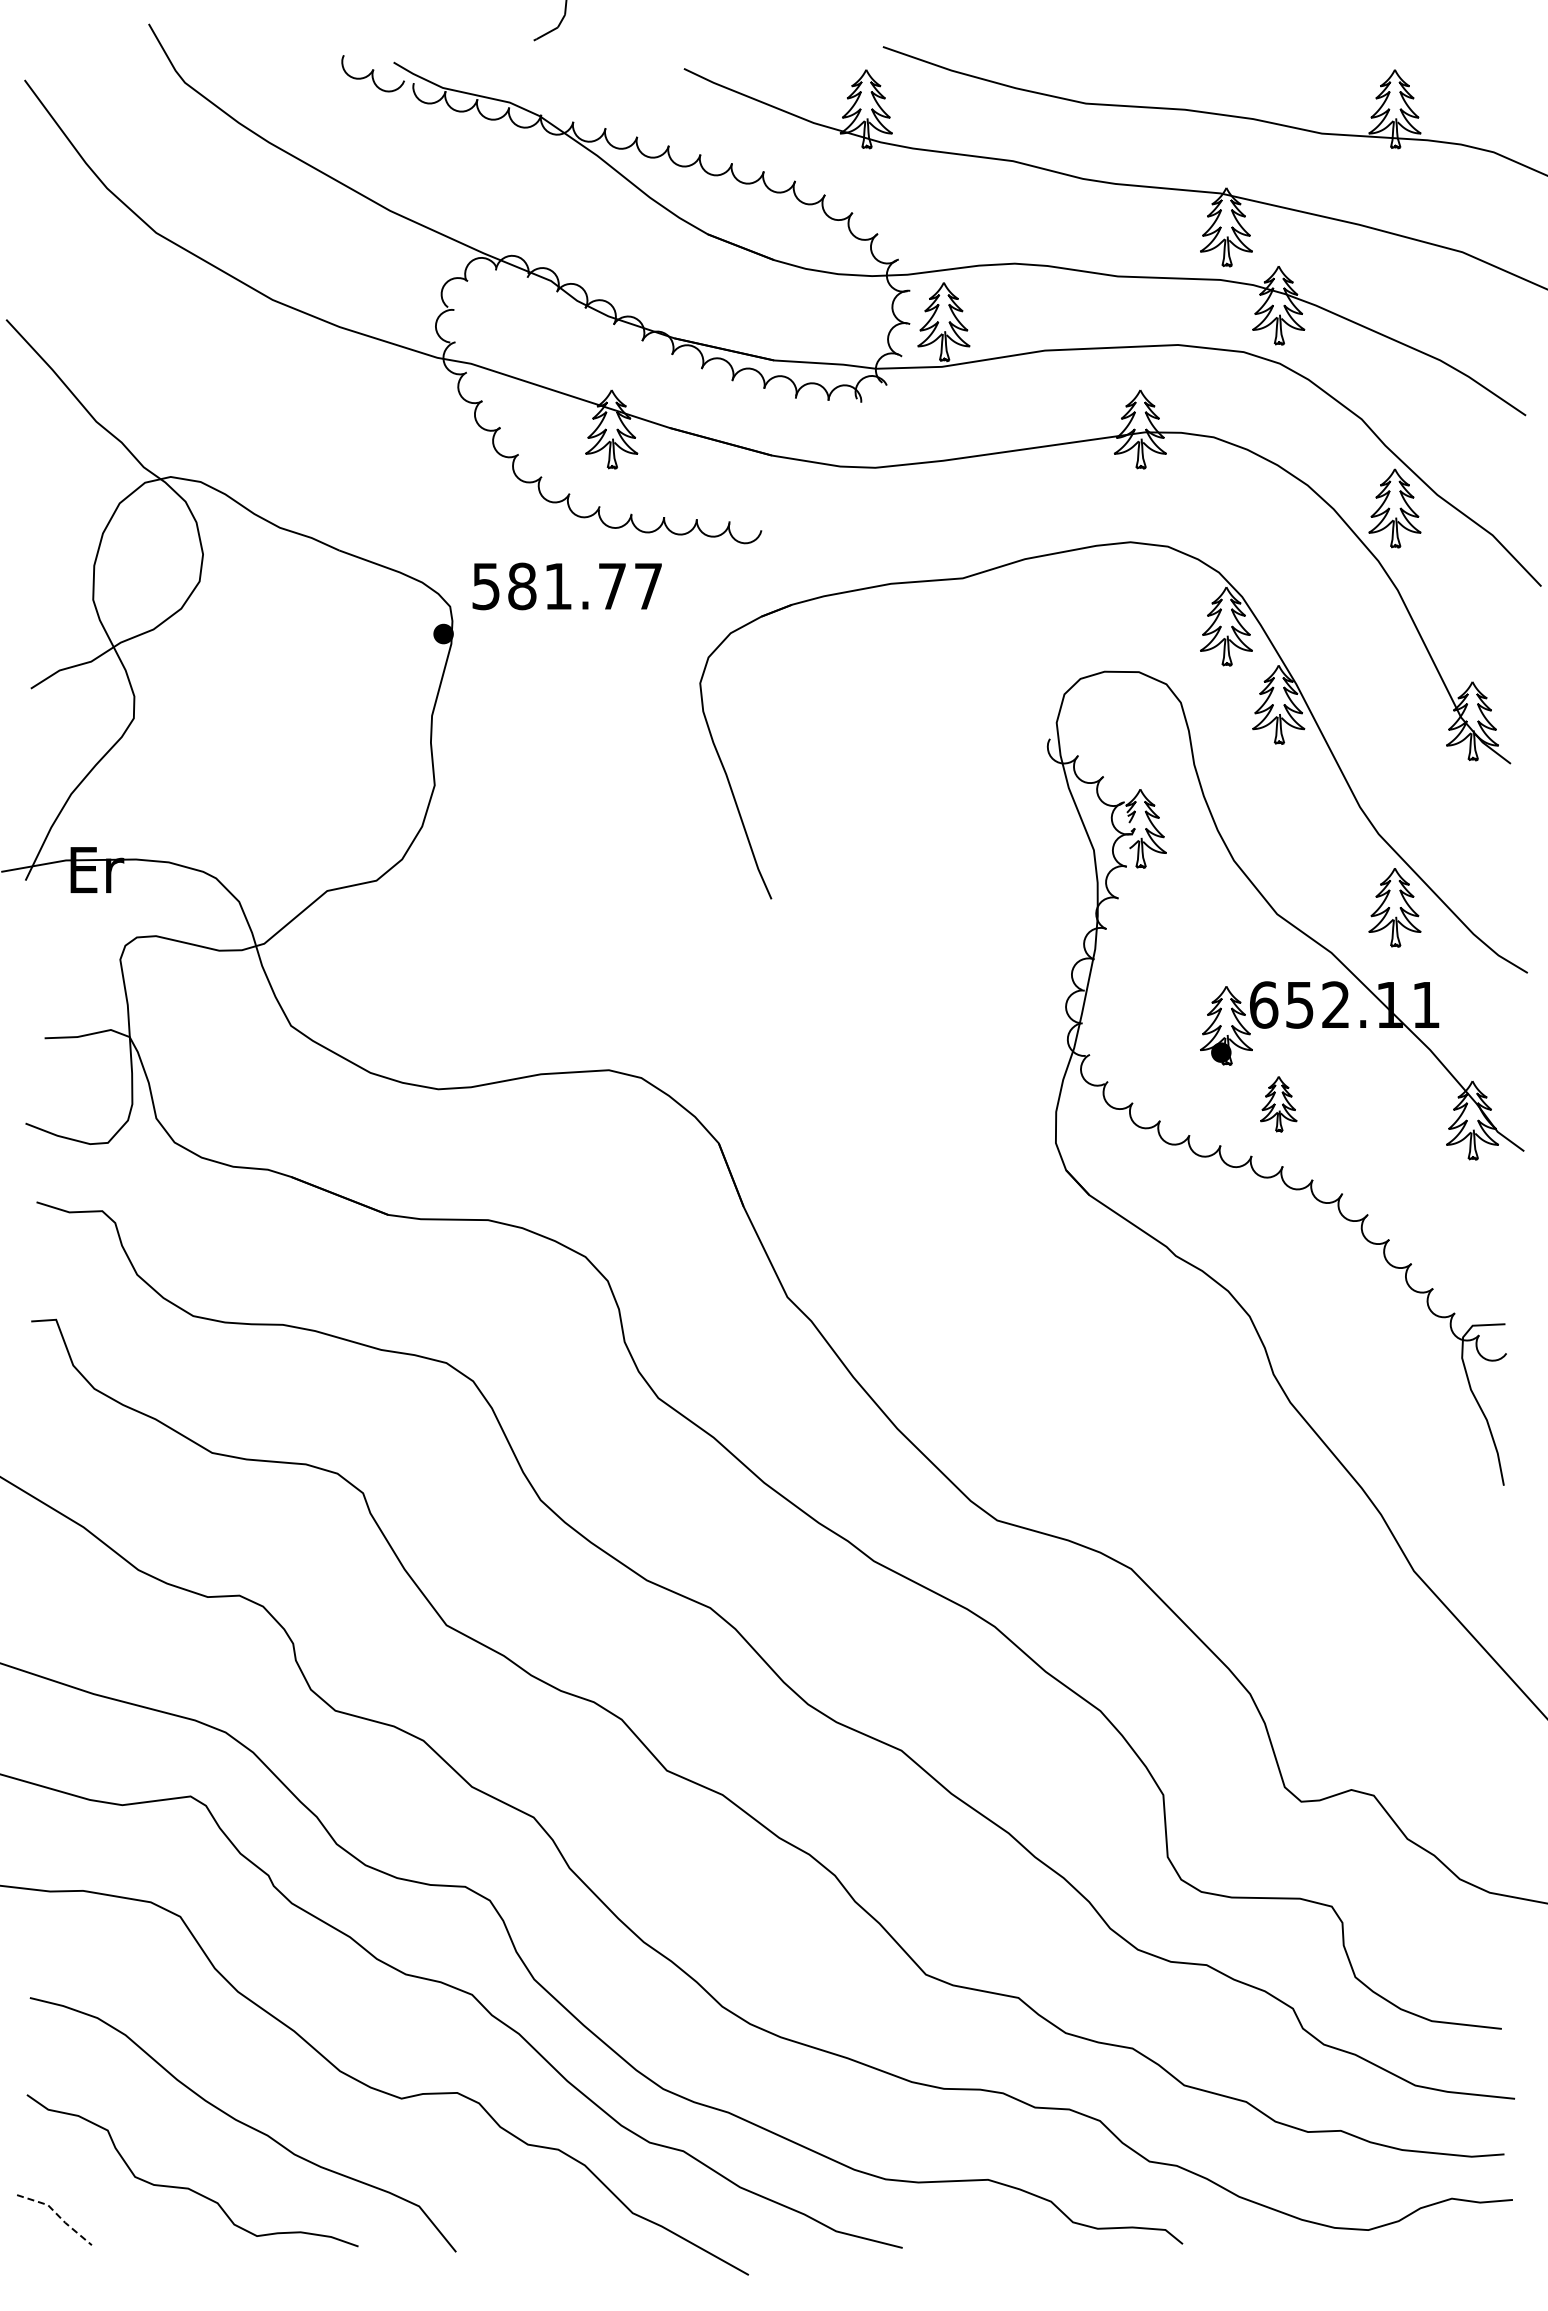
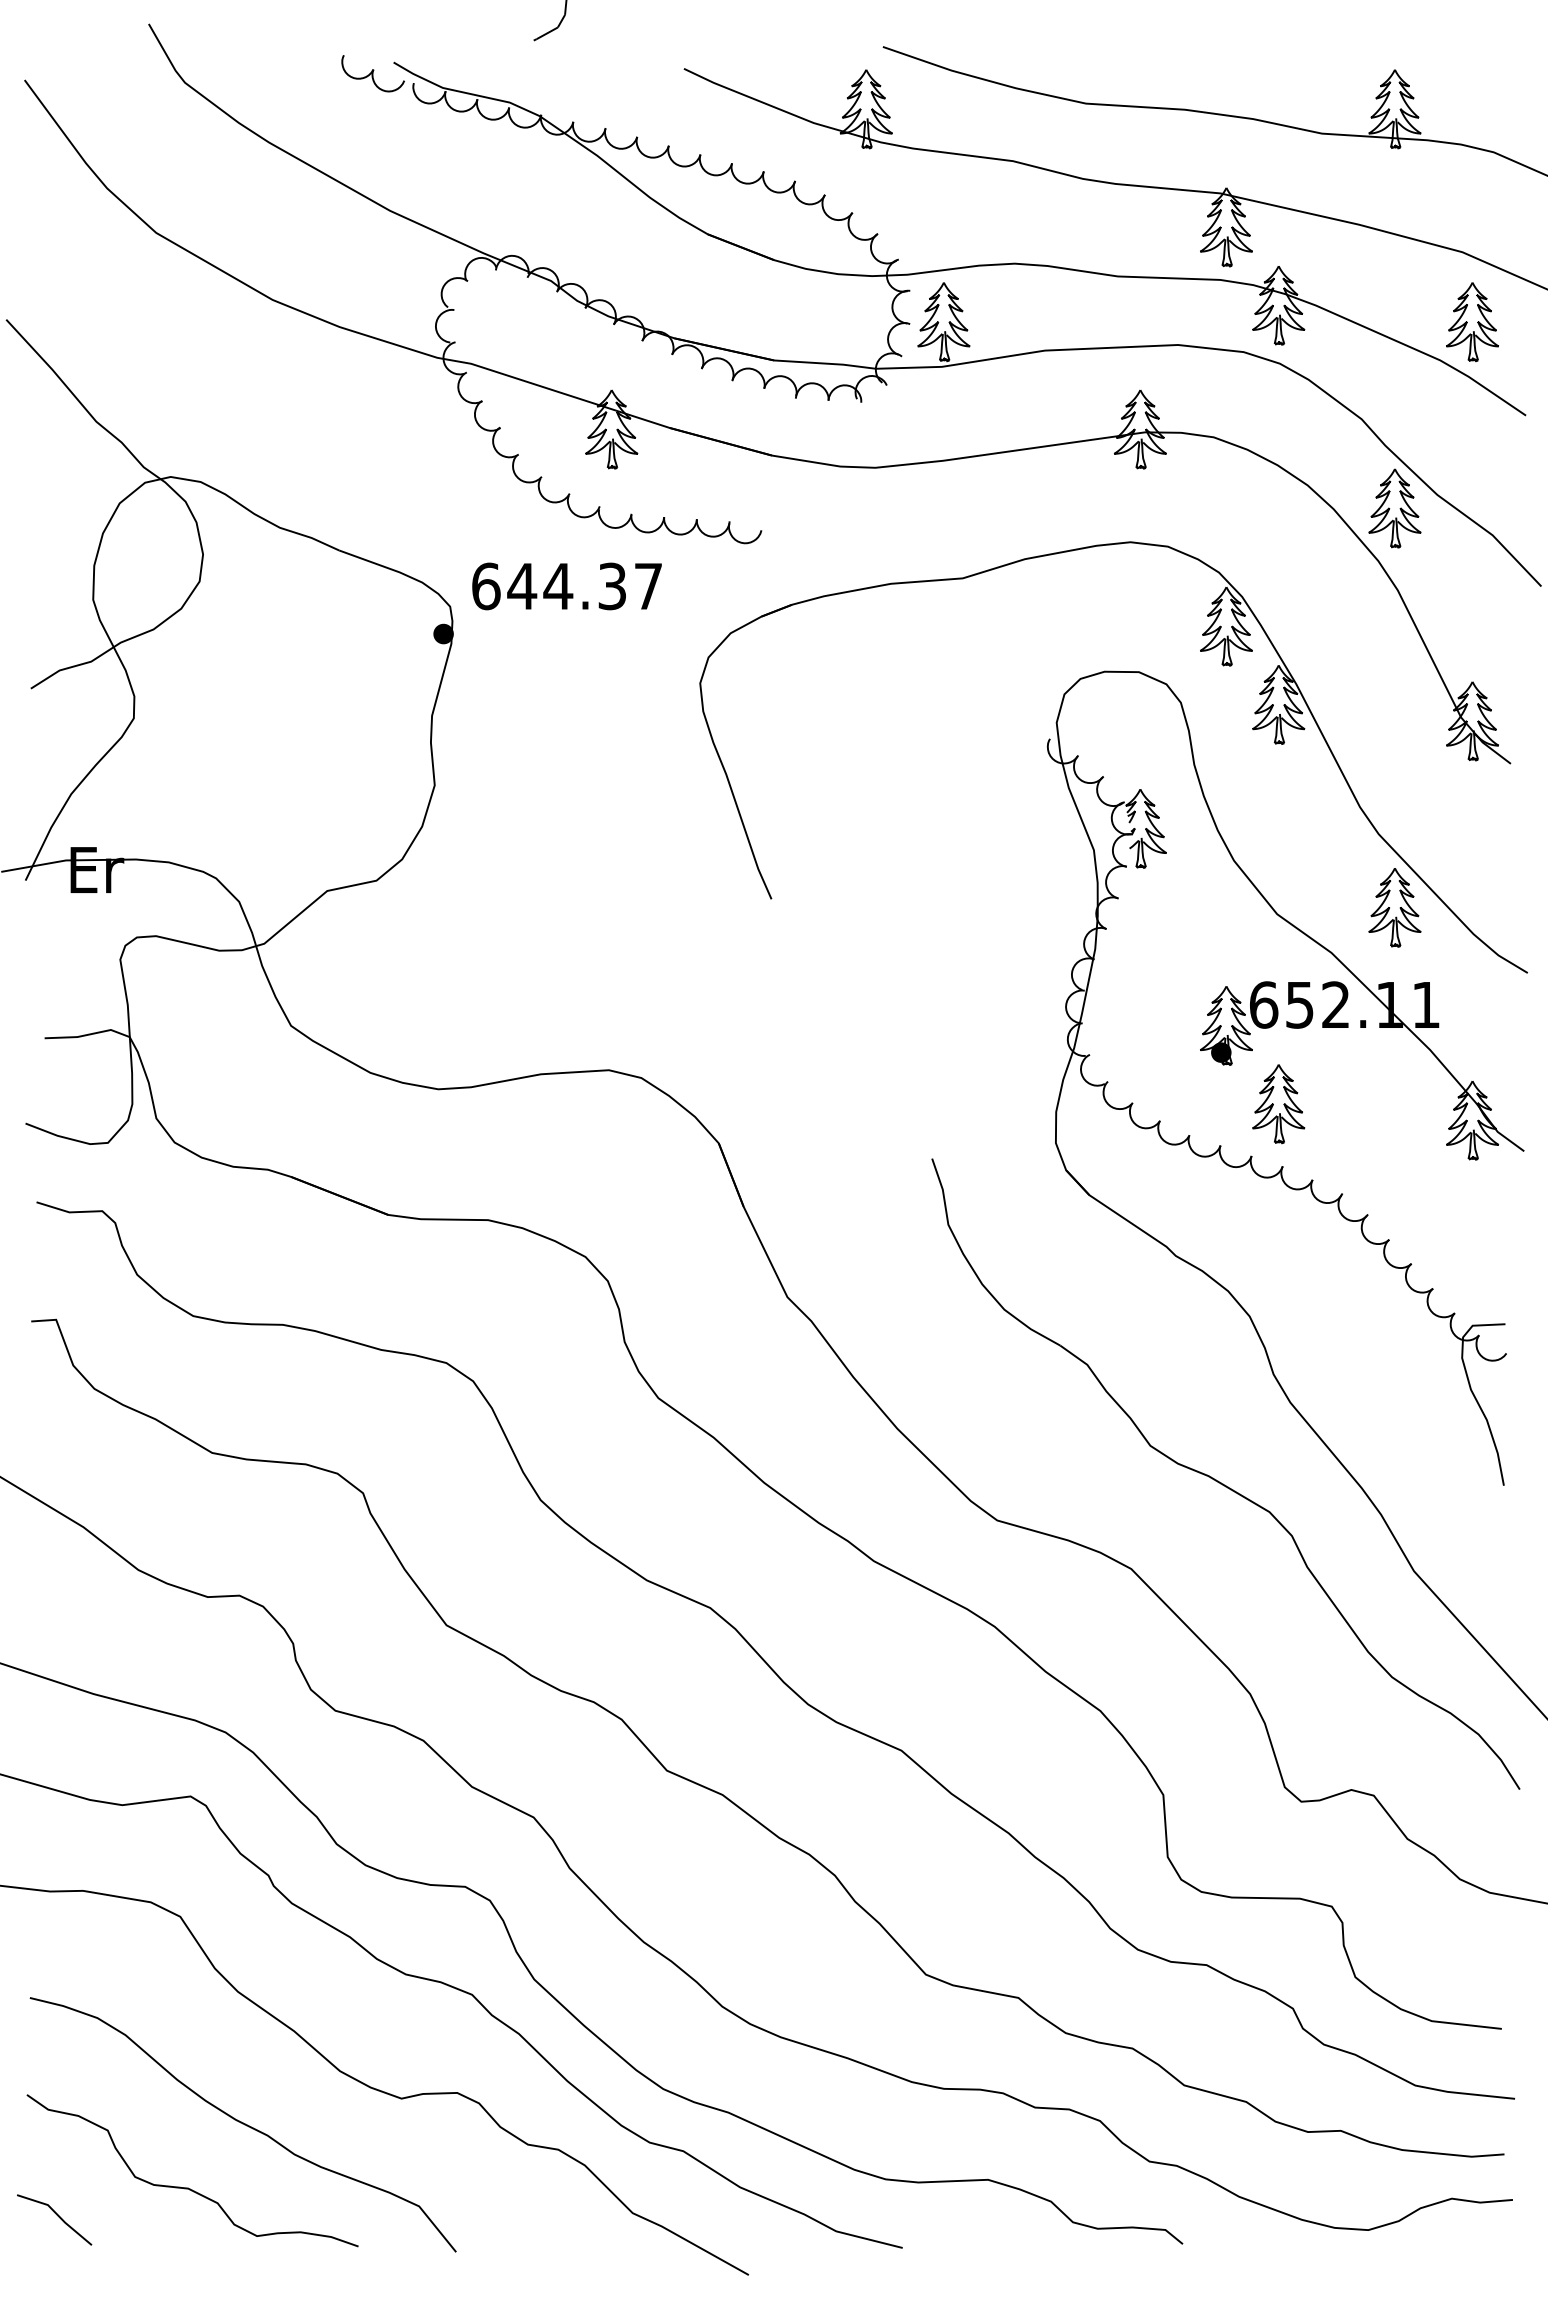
part: none -> present (1472, 322)
text: 581.77 -> 644.37 (548, 586)
part size: 38x57 px -> 54x81 px (1278, 1104)
part: none -> present (1221, 1482)
line: dashed -> solid (57, 2214)
